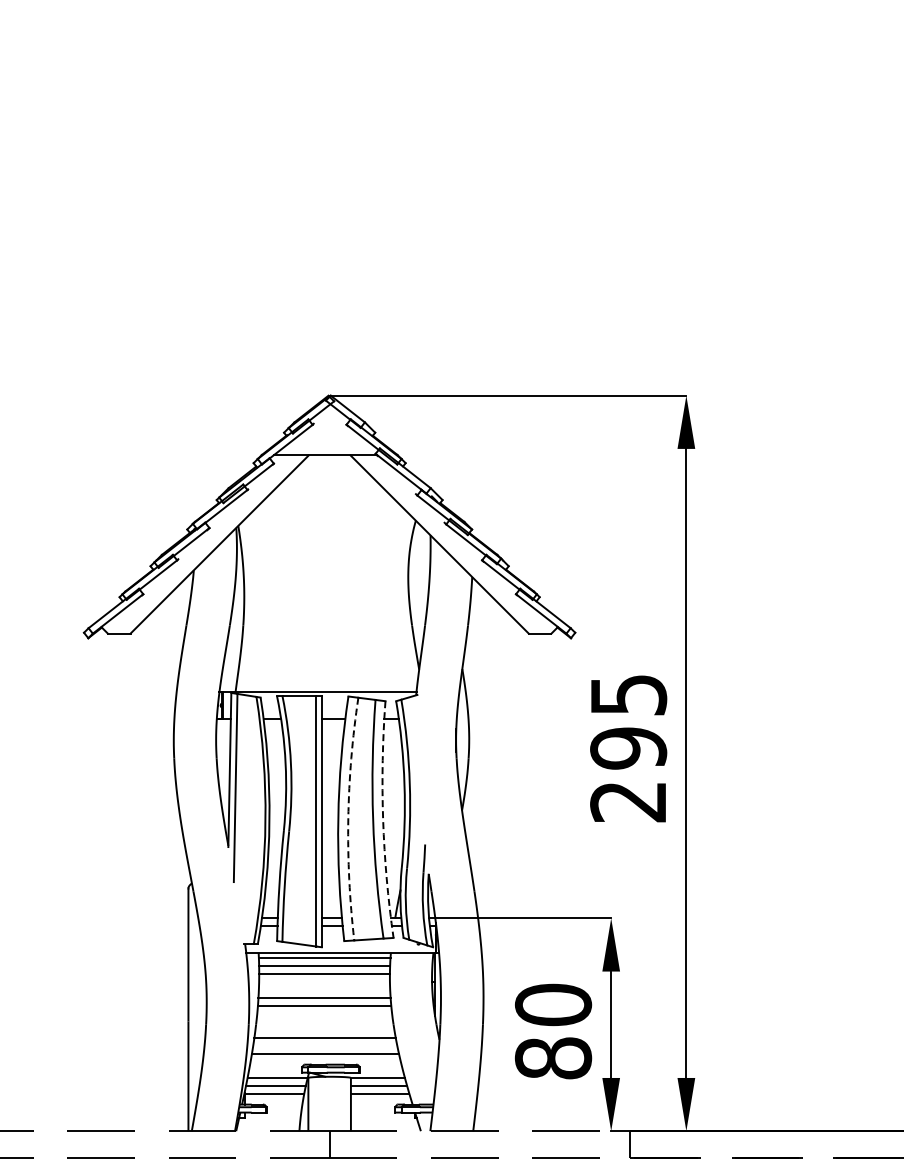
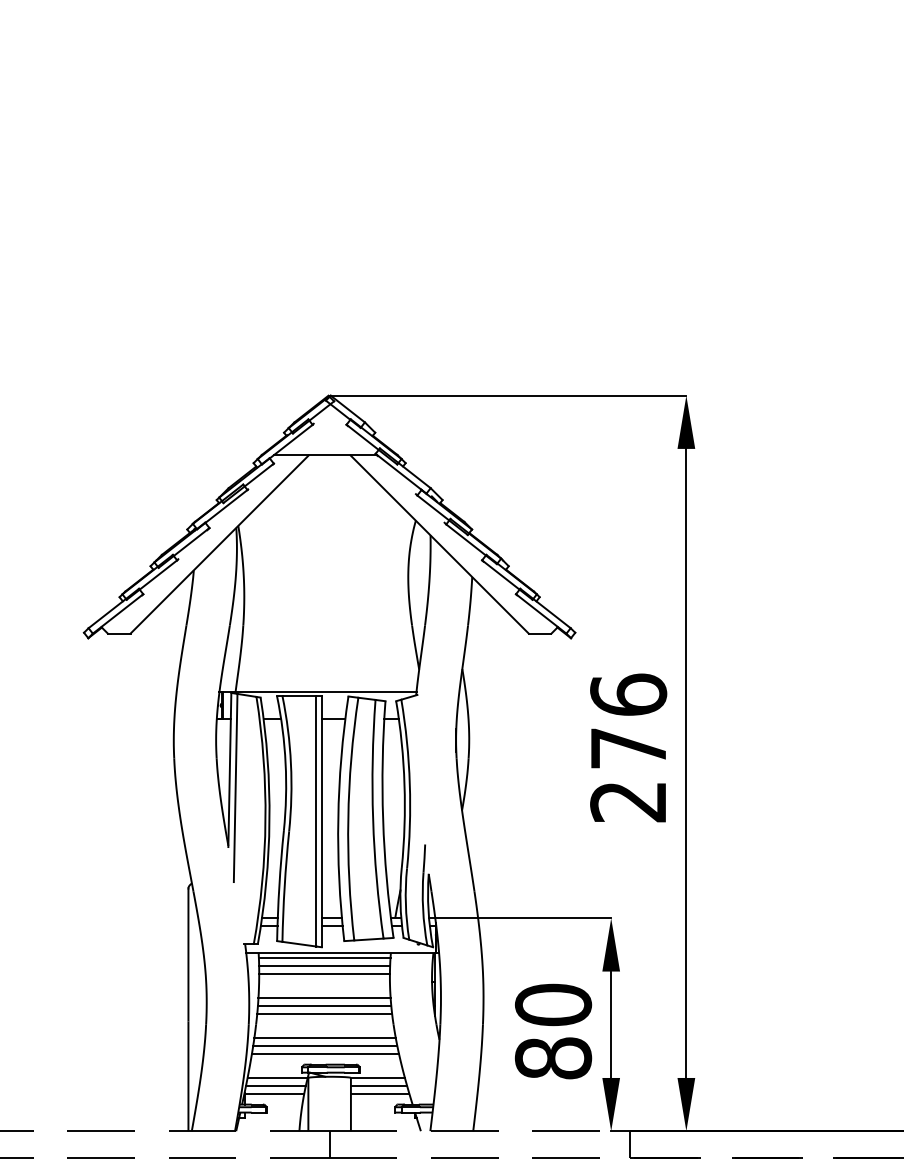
text: 295 -> 276 (628, 721)
arc: dashed -> solid (348, 818)
arc: dashed -> solid (383, 819)
line: none -> present (324, 1014)
line: none -> present (325, 1046)
